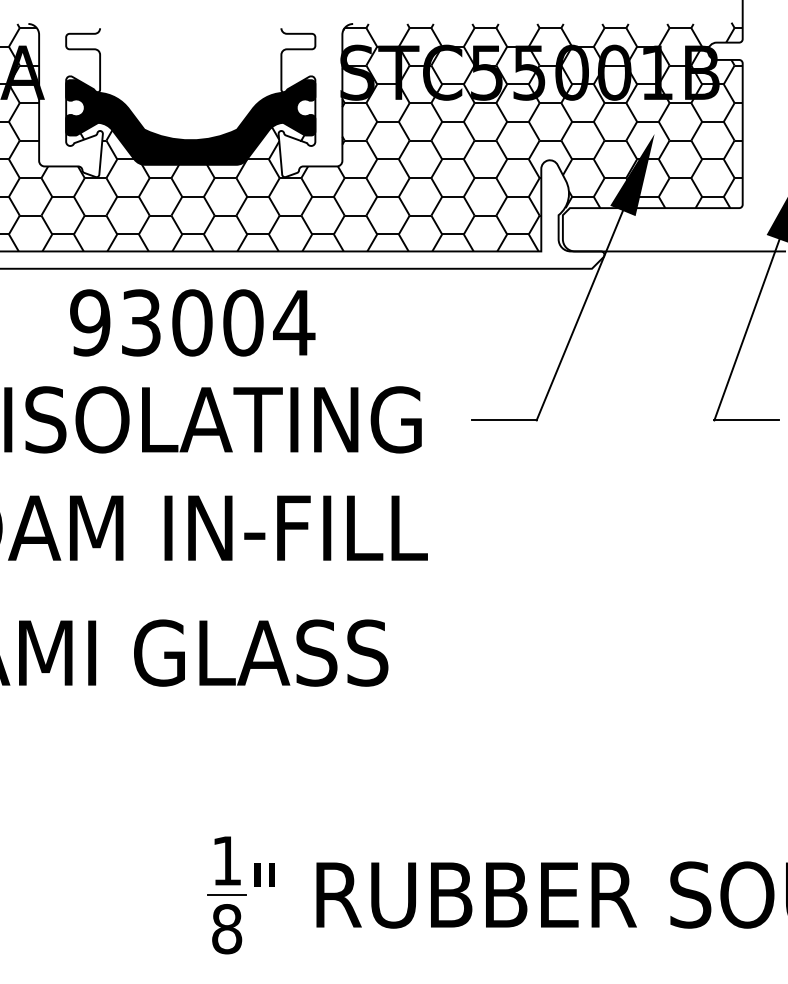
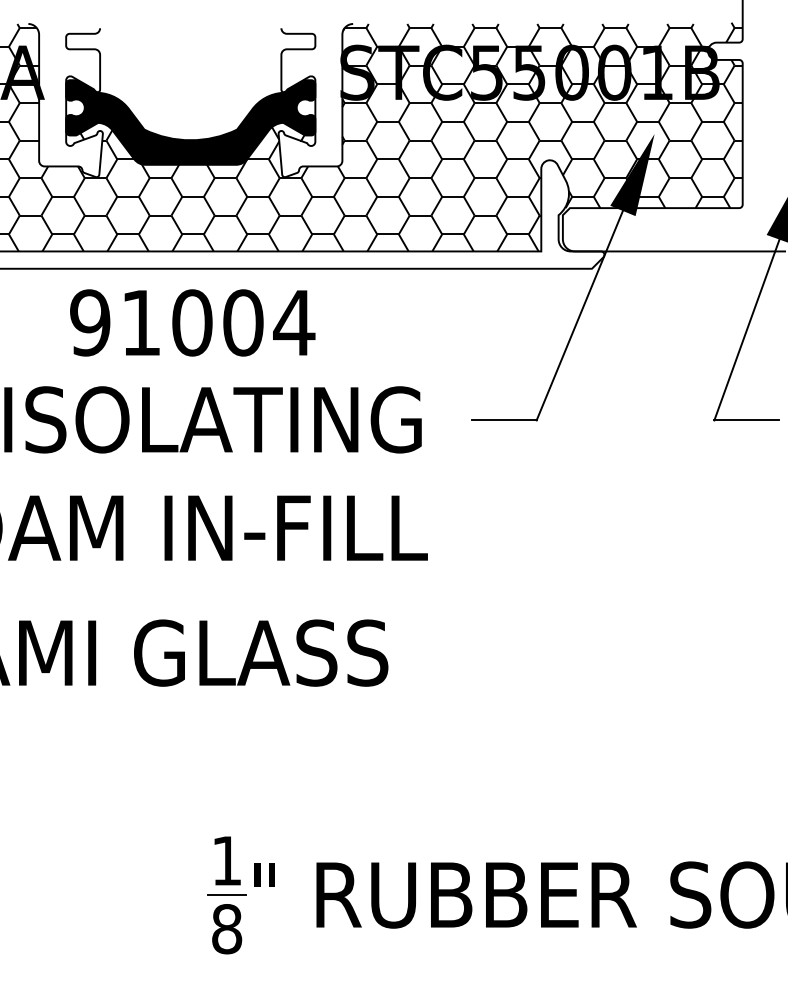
text: 93004 -> 91004 (141, 322)
